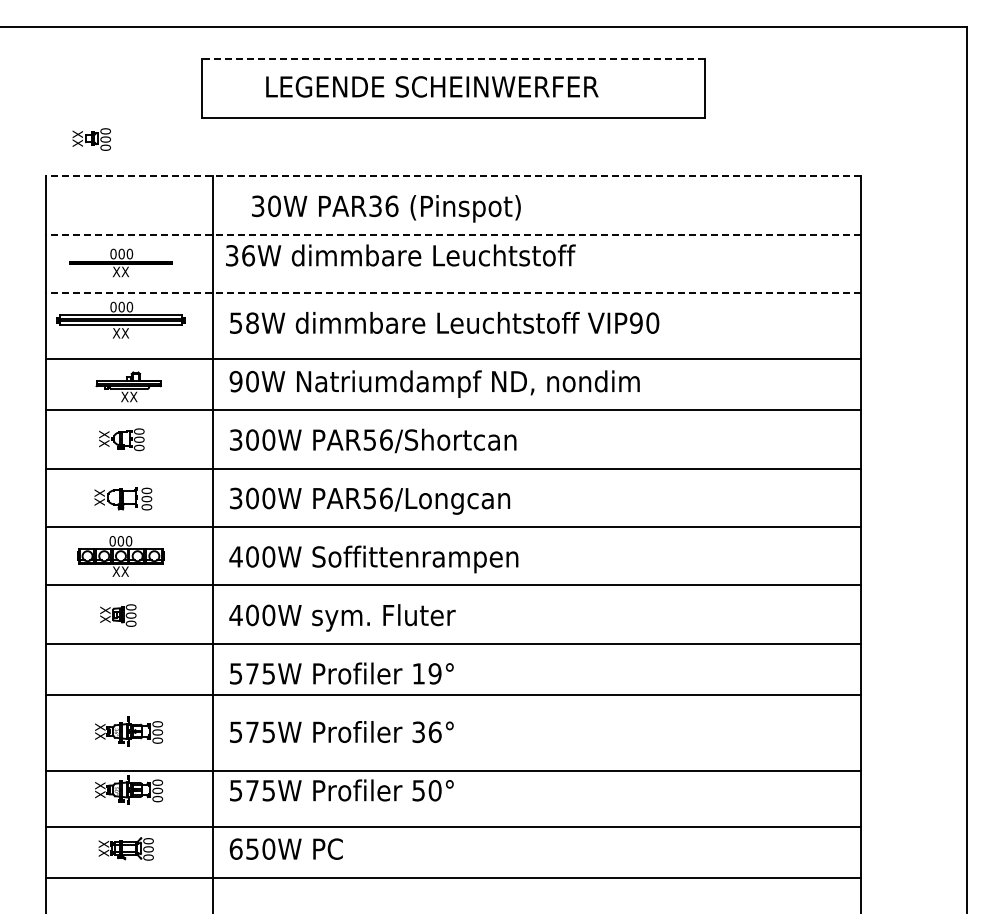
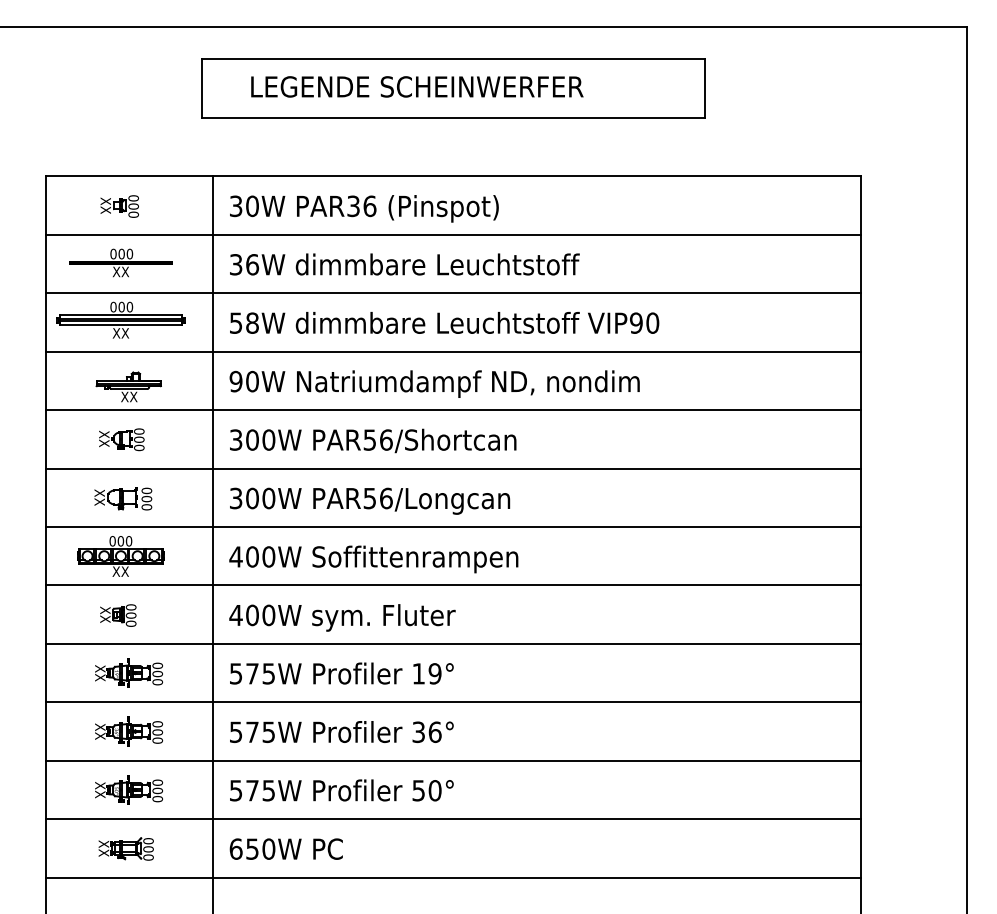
line: dashed -> solid (453, 59)
text position: (432, 86) -> (417, 86) (417, 86)
part position: (91, 139) -> (119, 206) (119, 206)
line: dashed -> solid (453, 176)
text position: (386, 208) -> (364, 208) (364, 208)
line: dashed -> solid (453, 234)
text position: (400, 255) -> (404, 264) (404, 264)
line: dashed -> solid (453, 293)
line position: (453, 358) -> (453, 351) (453, 351)
part: none -> present (129, 672)
line position: (453, 695) -> (453, 702) (453, 702)
line position: (453, 770) -> (453, 760) (453, 760)
line position: (453, 827) -> (453, 819) (453, 819)
